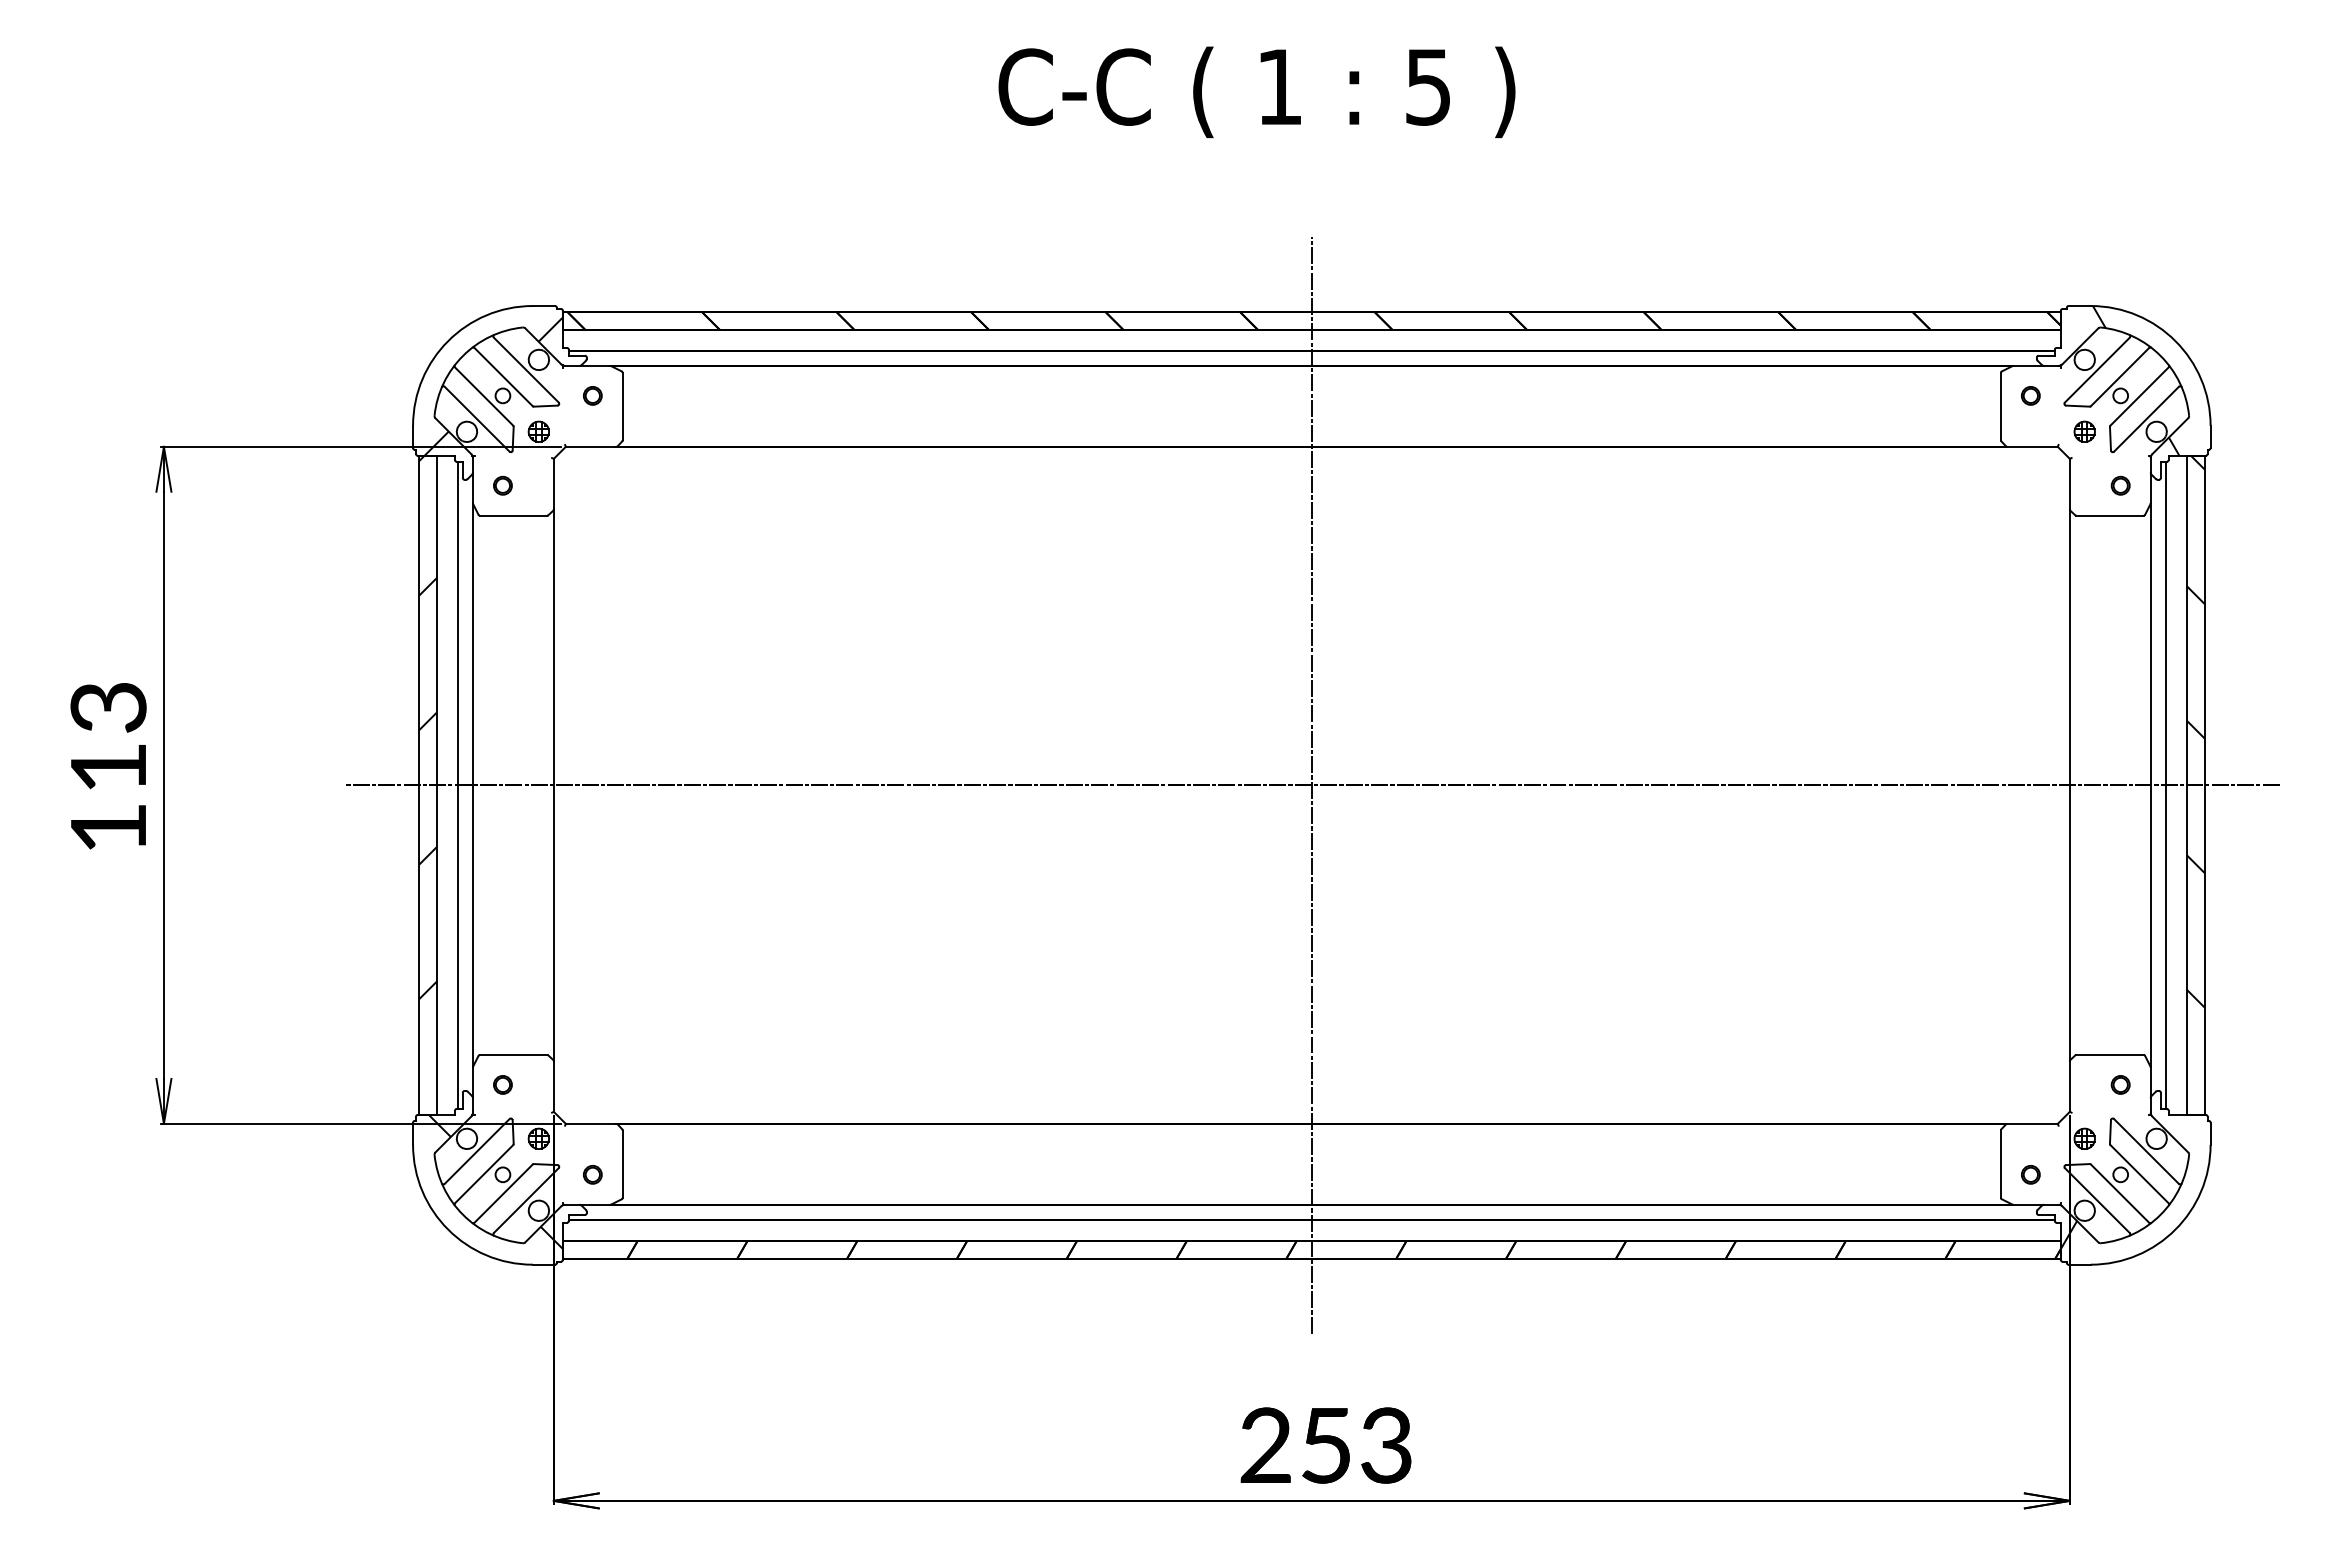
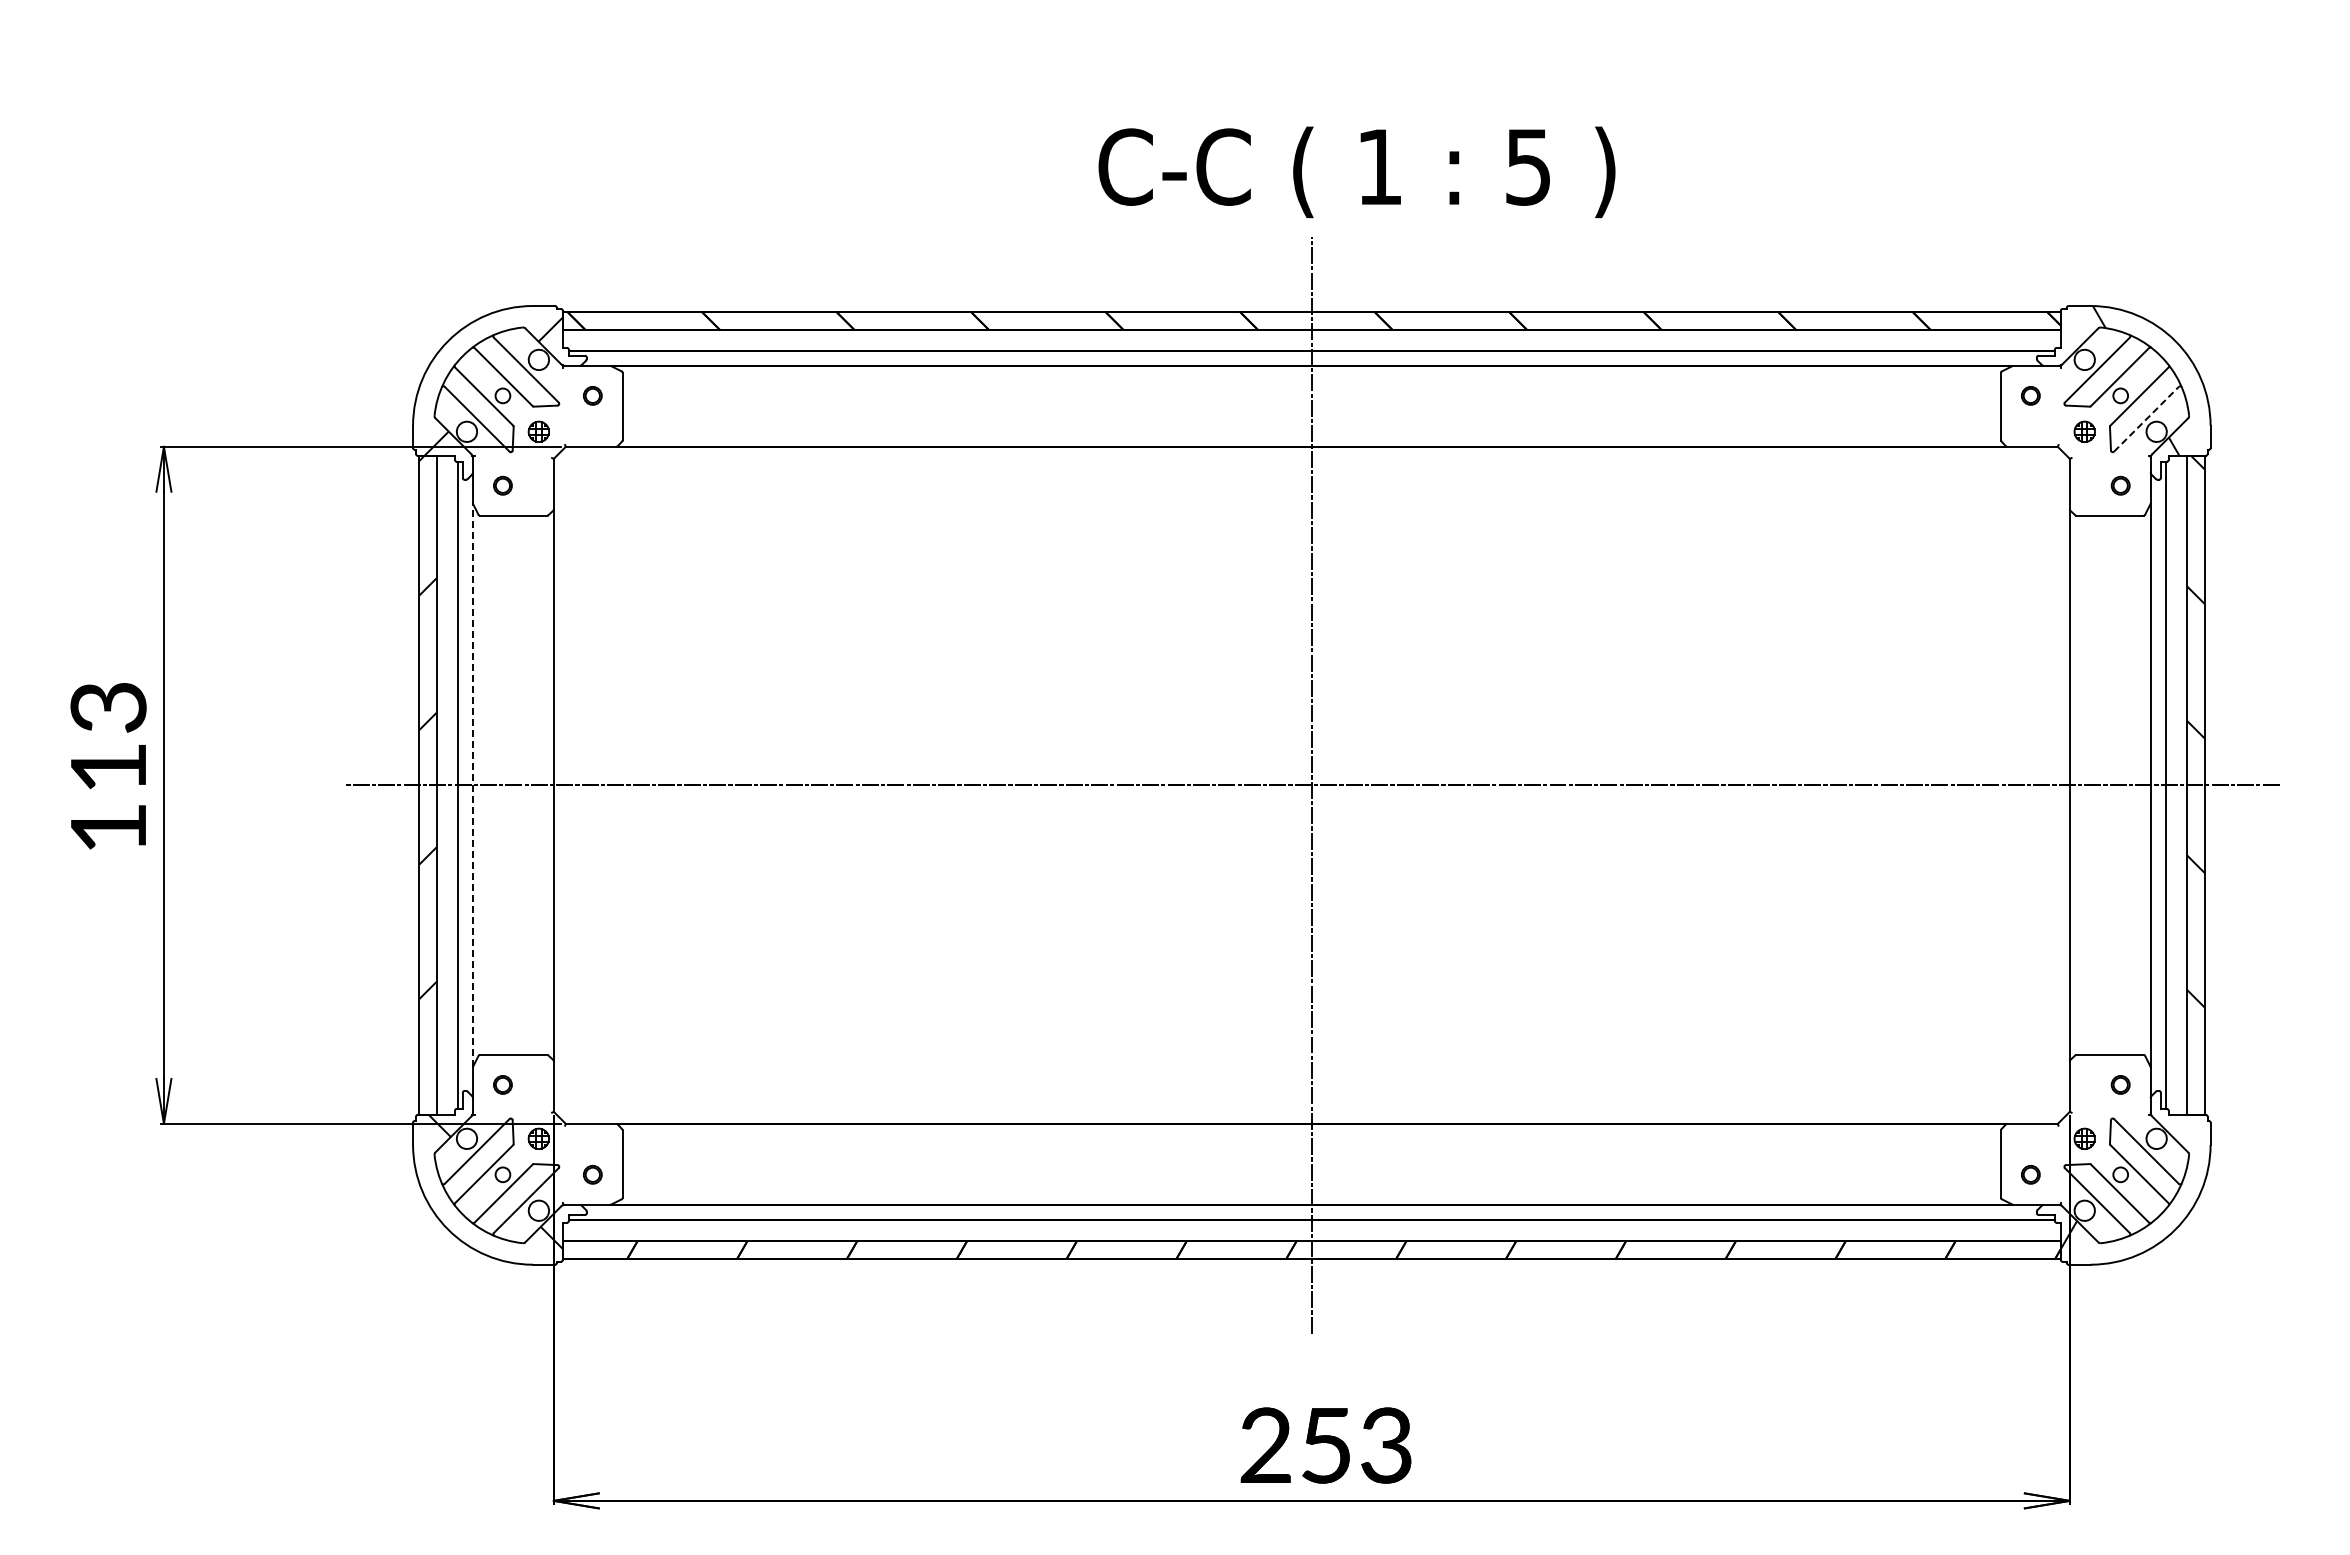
text position: (1256, 92) -> (1356, 172) (1356, 172)
line: solid -> dashed (2146, 419)
line: solid -> dashed (472, 784)
